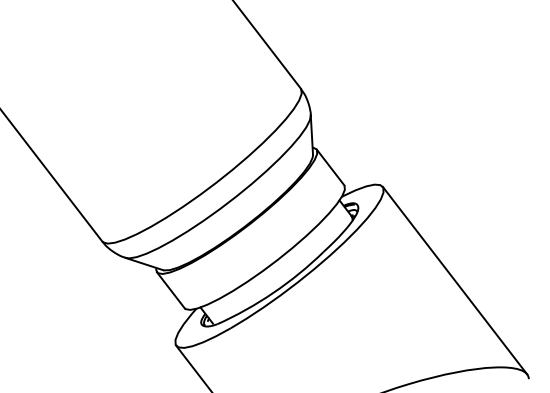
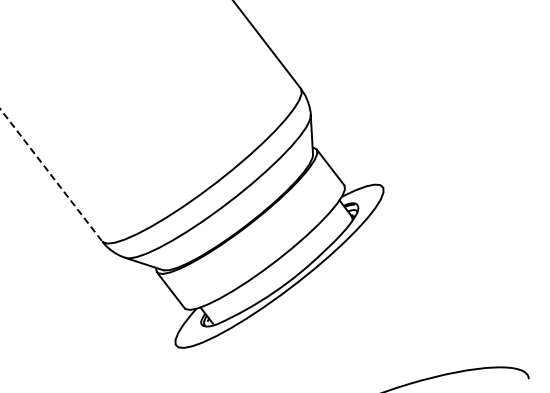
line: solid -> dashed (51, 175)
line: present -> none (454, 280)
line: present -> none (193, 367)
